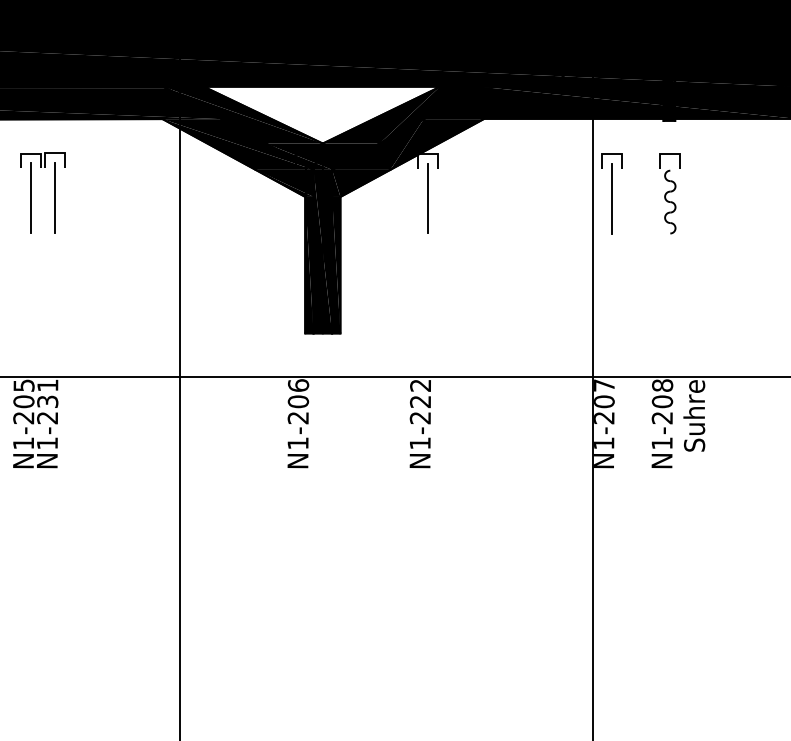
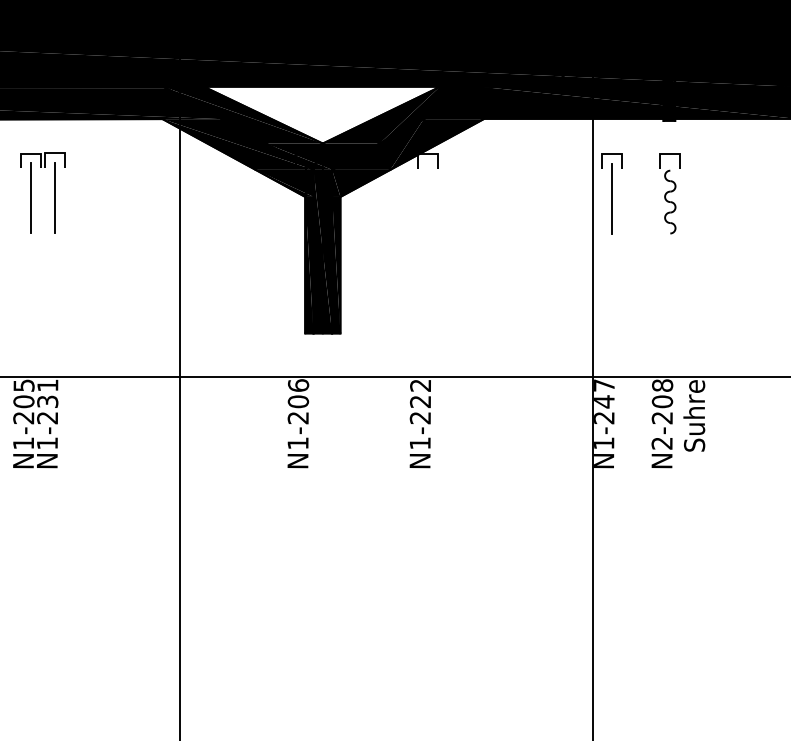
line: present -> none (428, 198)
text: N1-207 -> N1-247 (604, 401)
text: N1-208 -> N2-208 (661, 443)
